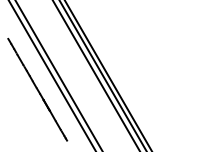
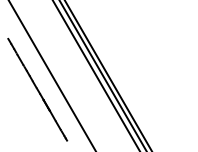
line: present -> none (58, 75)
